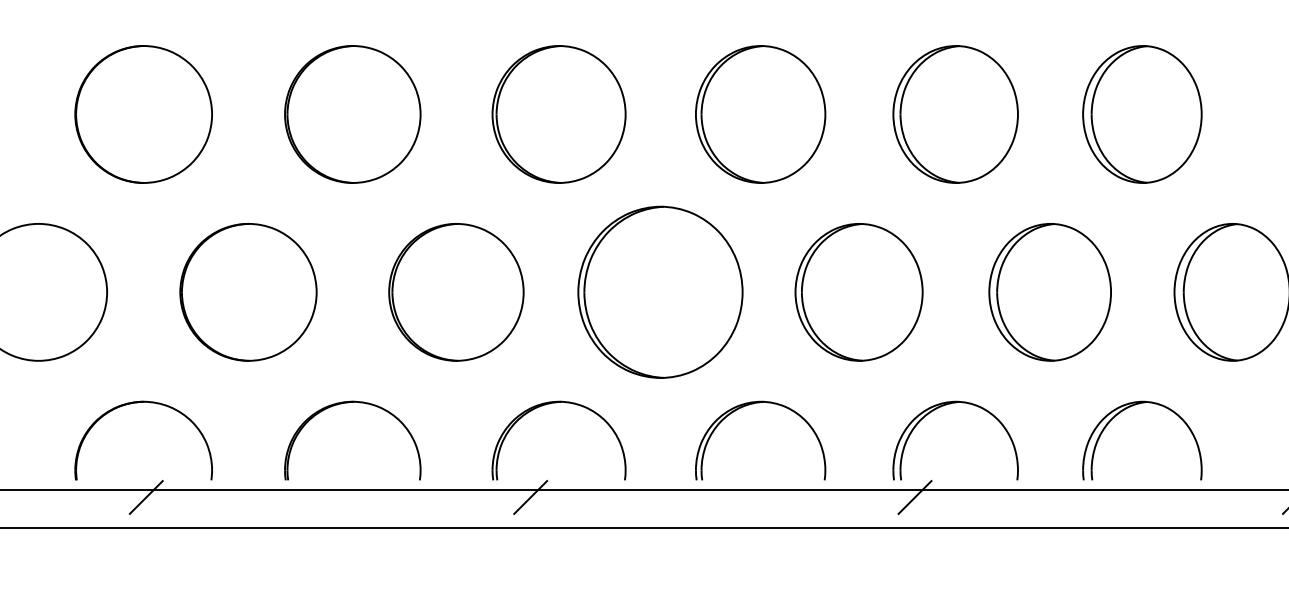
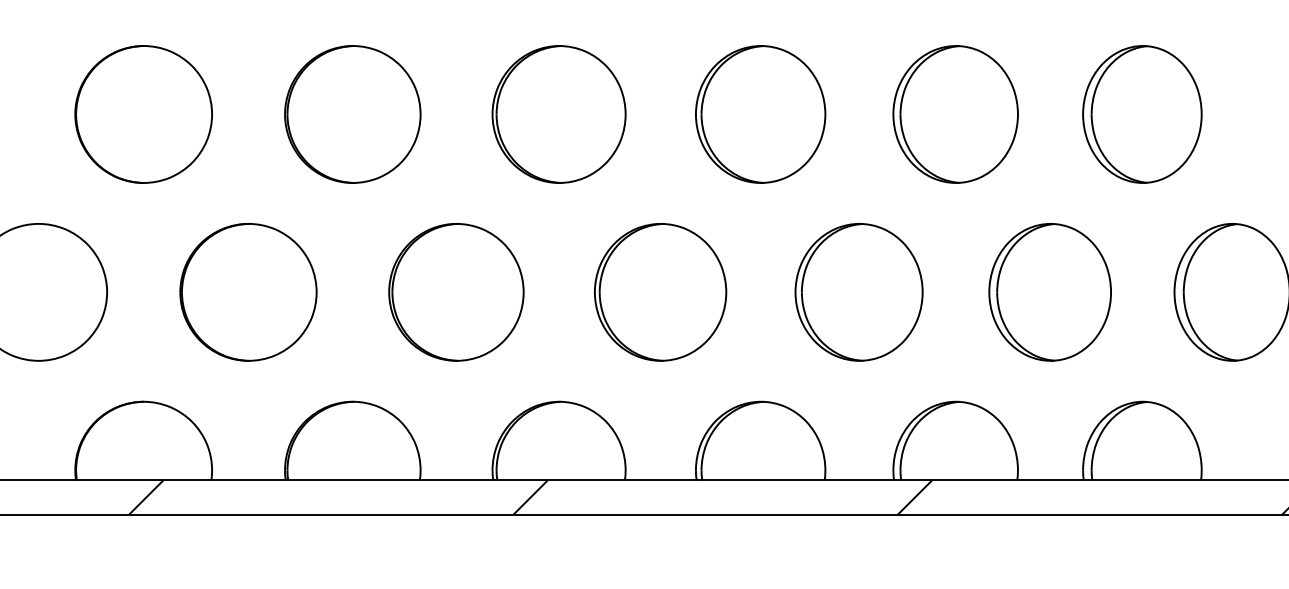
part size: 167x174 px -> 134x139 px (660, 292)
line position: (643, 490) -> (643, 480) (643, 480)
line position: (643, 527) -> (643, 514) (643, 514)
